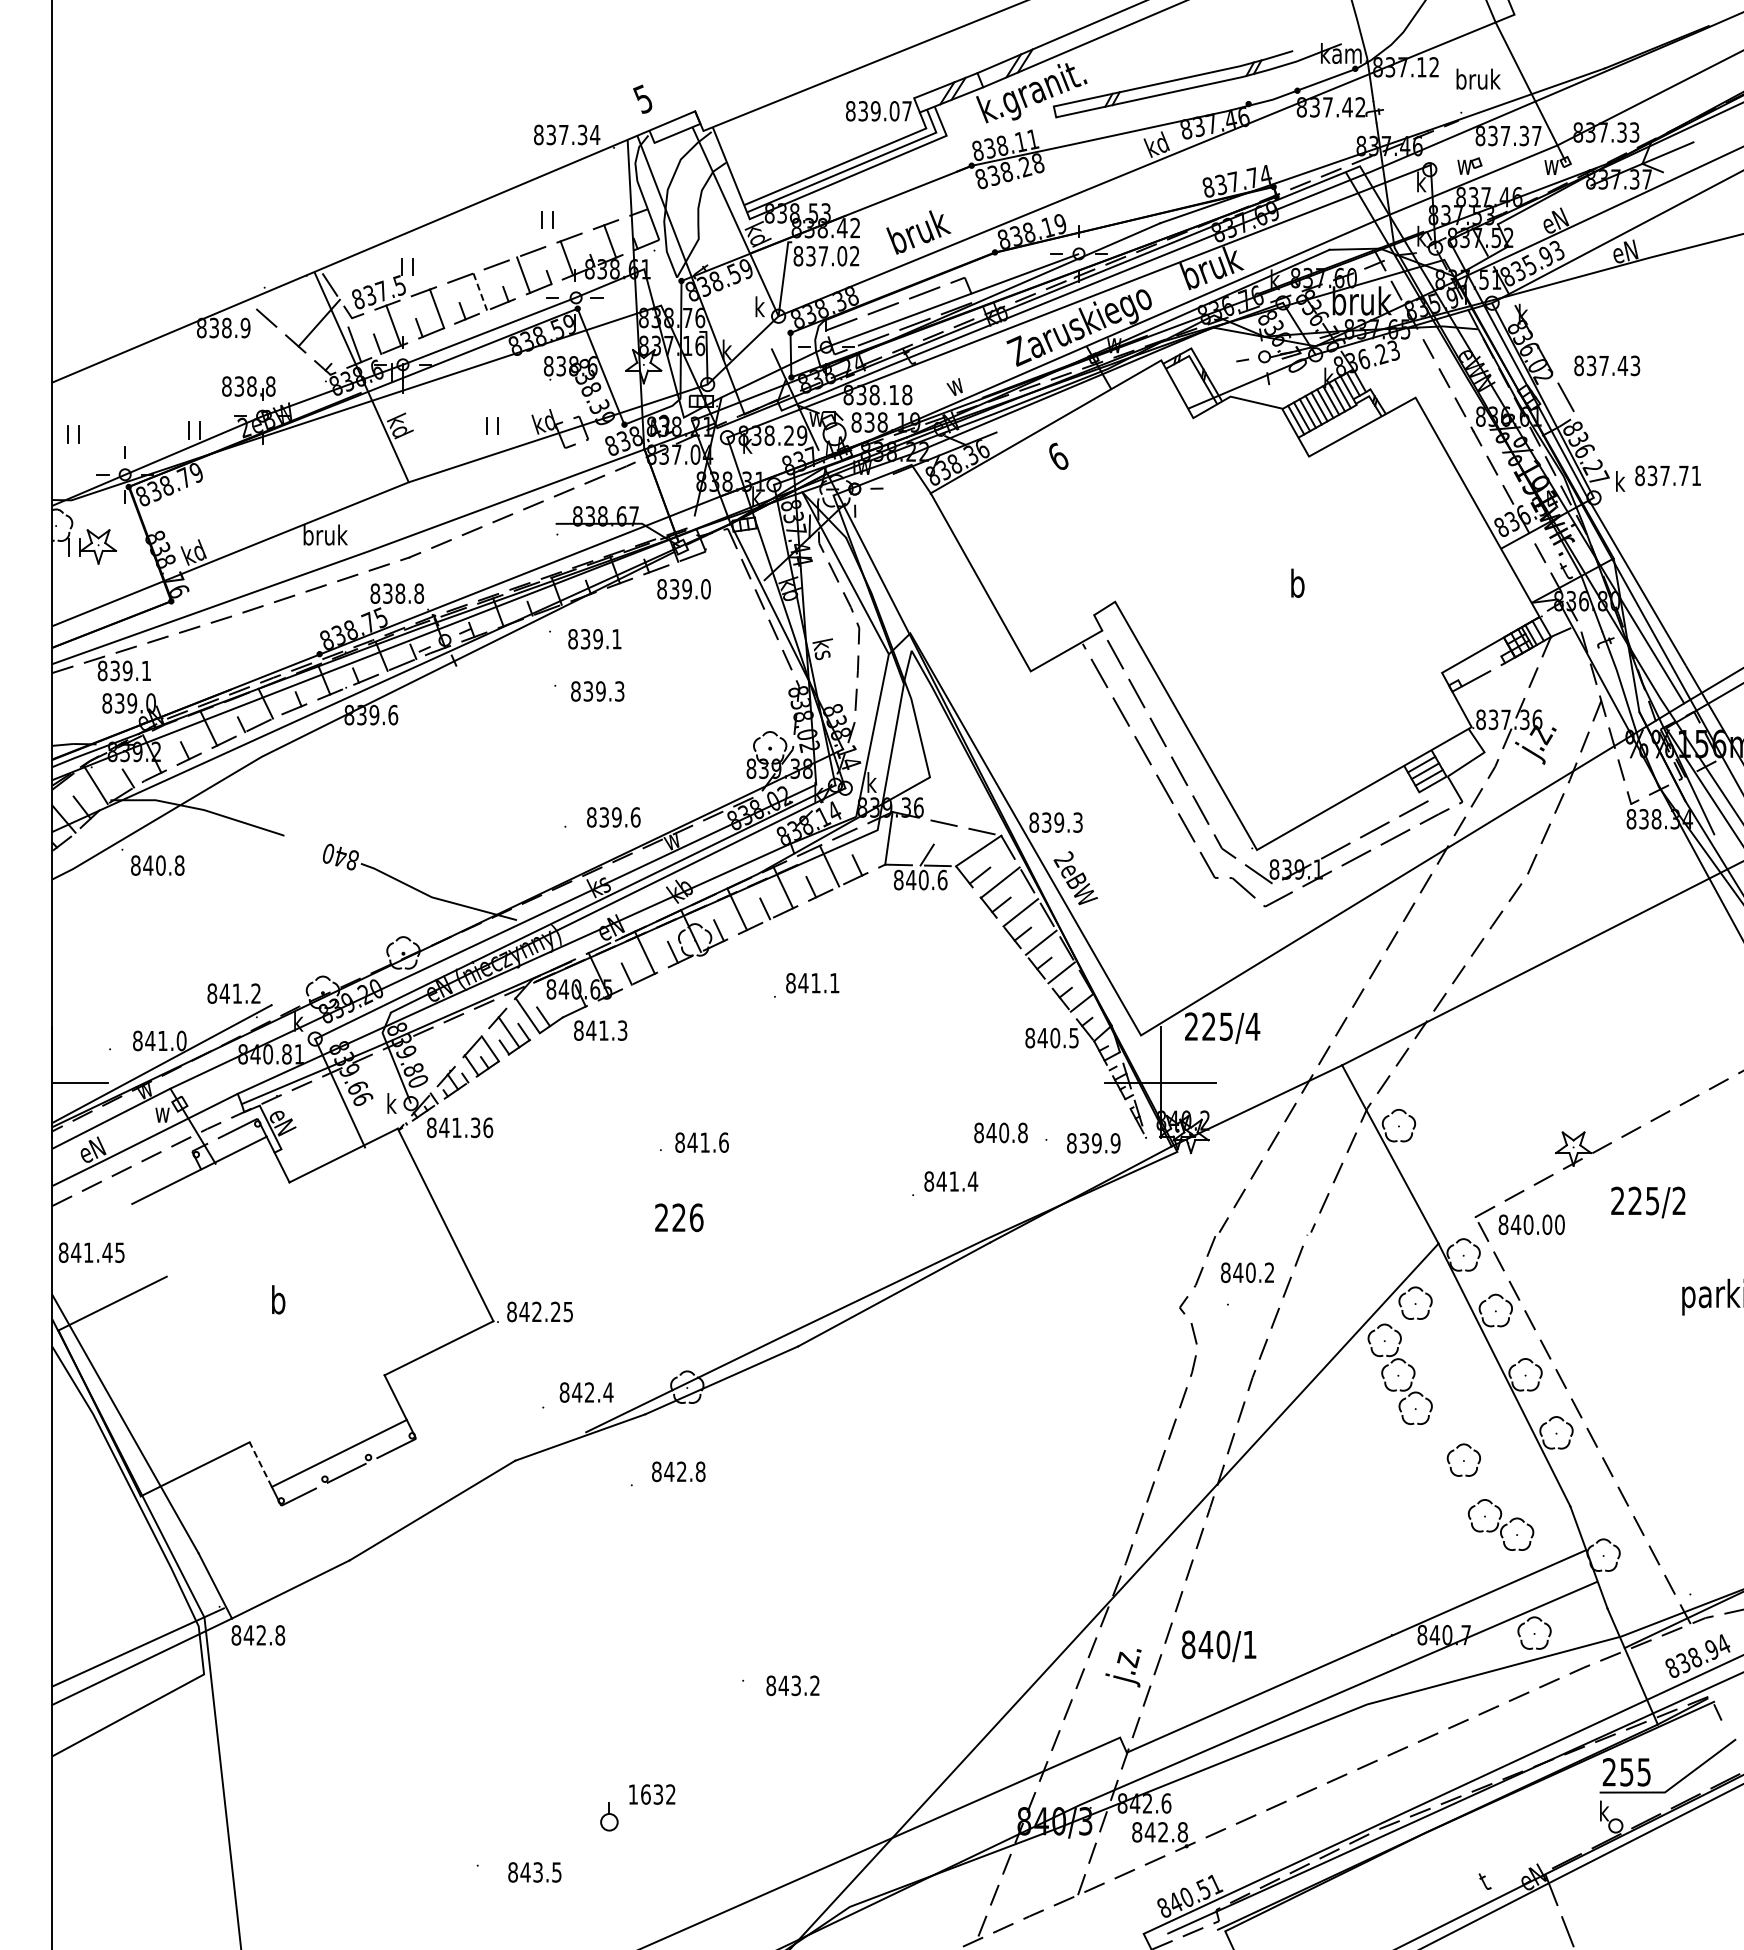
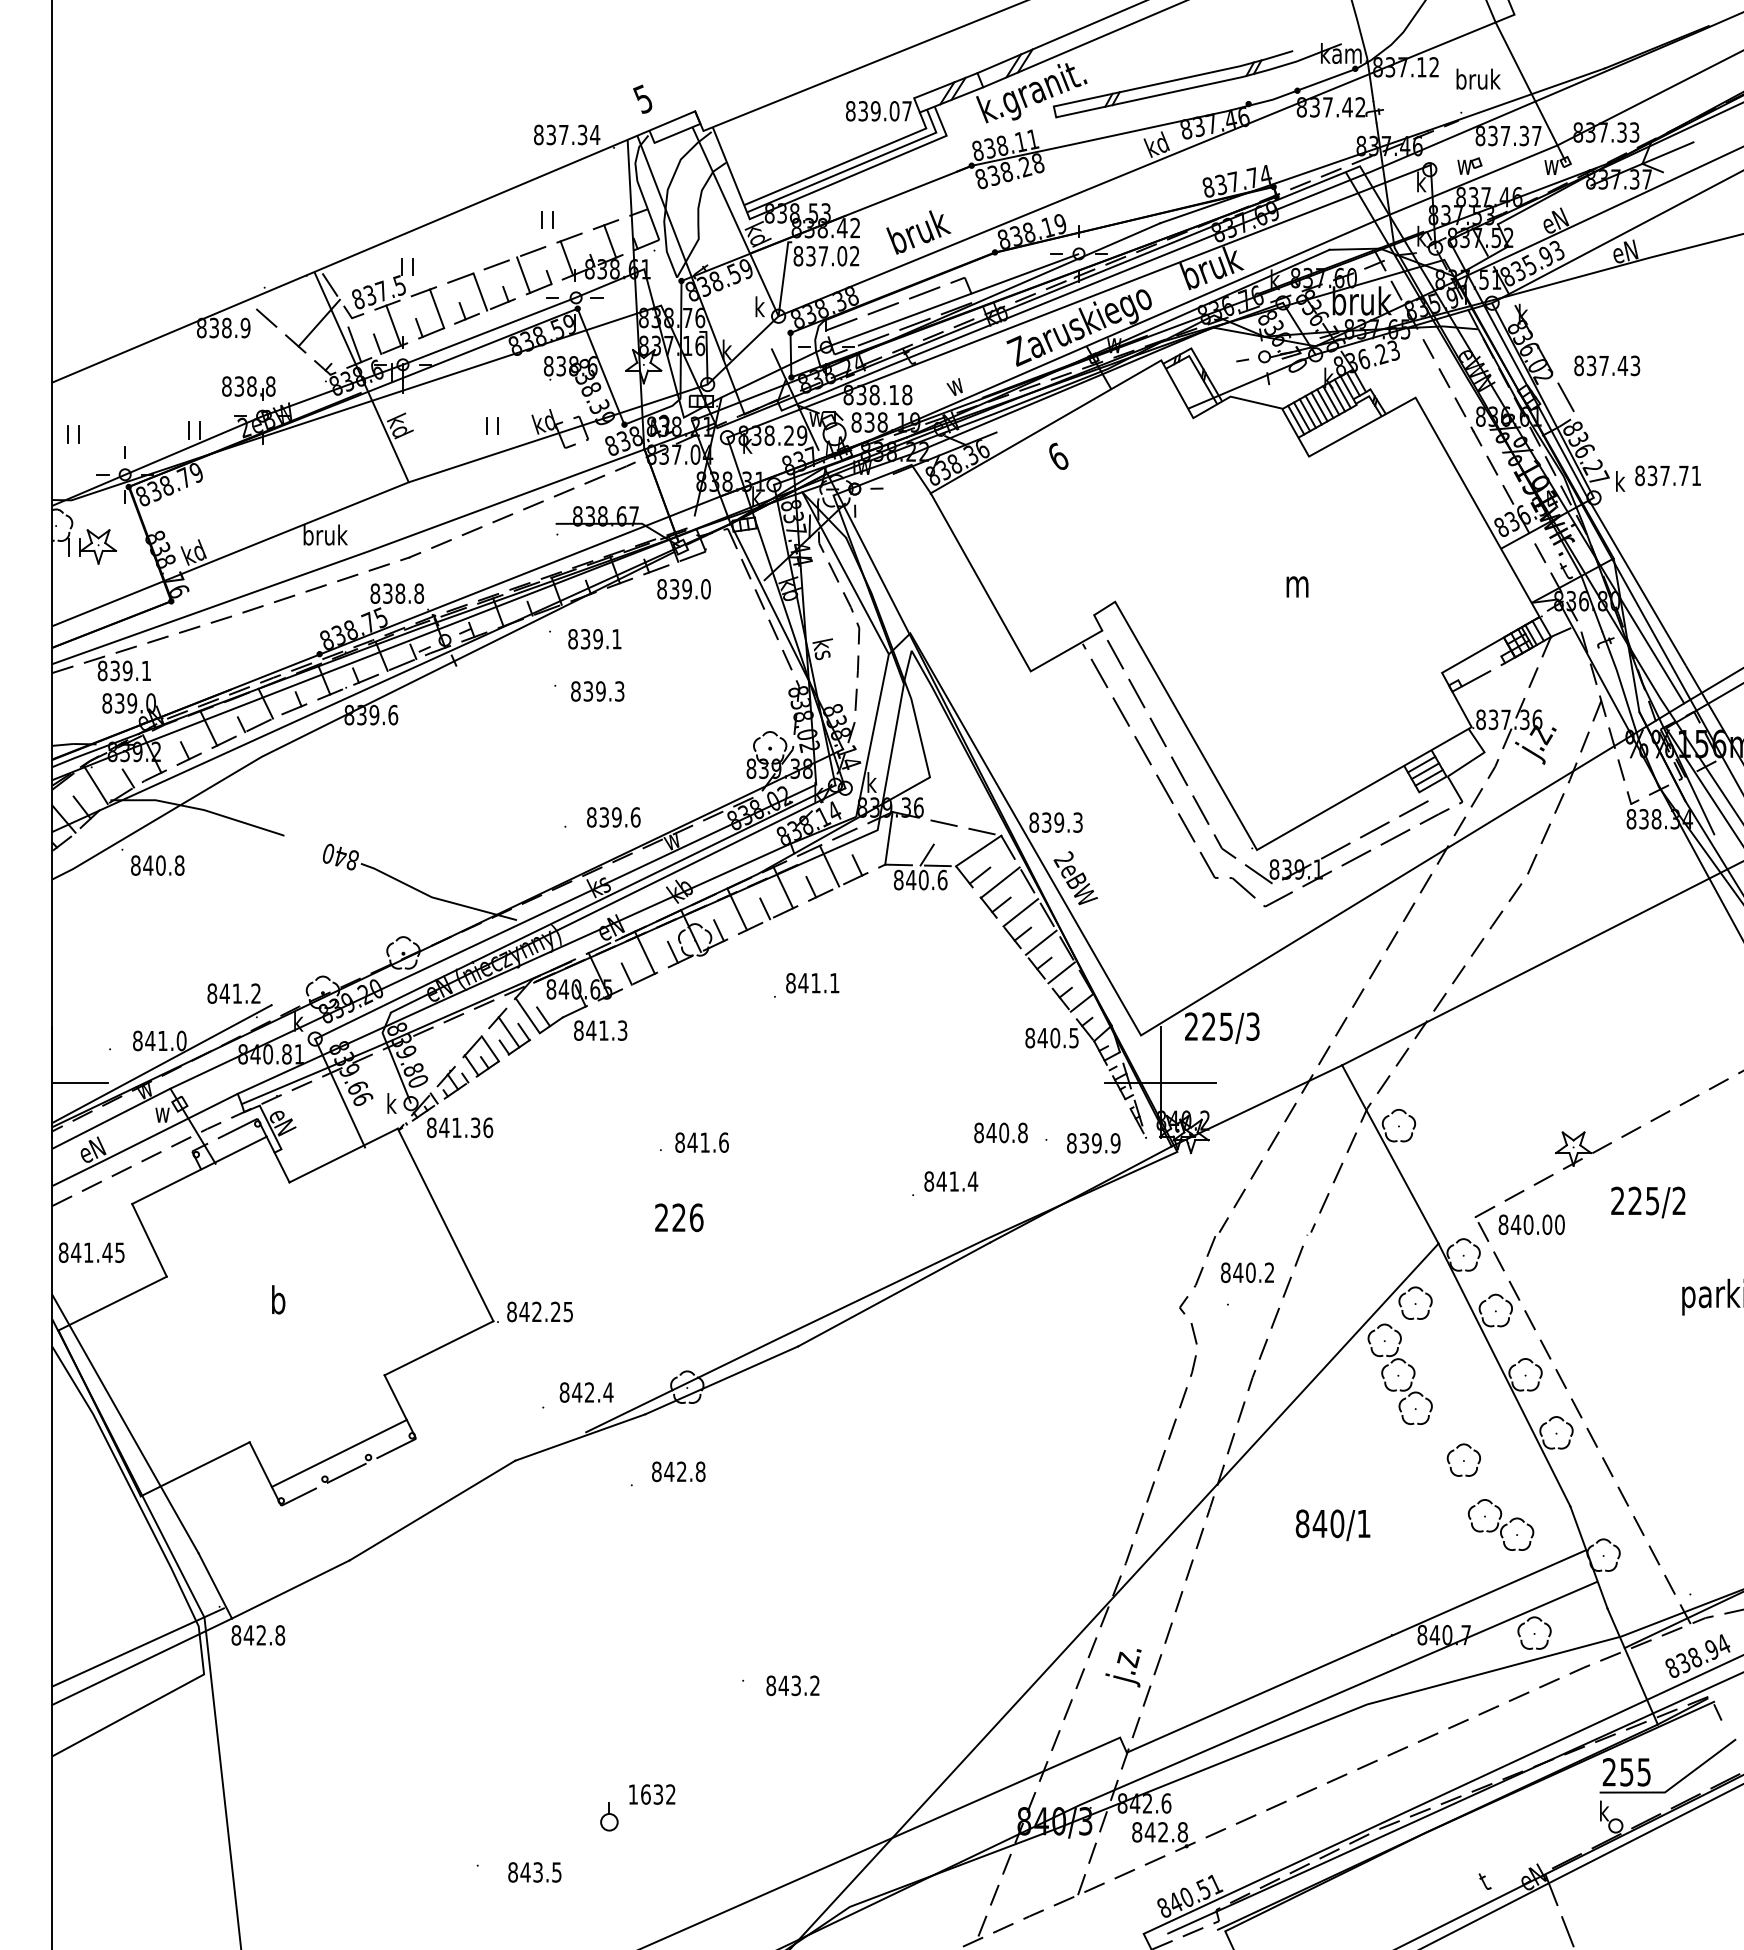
line: dashed -> solid (480, 292)
text: b -> m (1297, 582)
text: 225/4 -> 225/3 (1252, 1026)
line: none -> present (149, 1240)
line: dashed -> solid (260, 1464)
text position: (1218, 1646) -> (1332, 1525) (1332, 1525)
